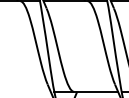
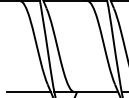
line: none -> present (28, 91)
